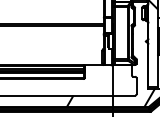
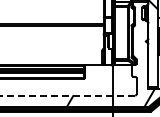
line: solid -> dashed (67, 95)
